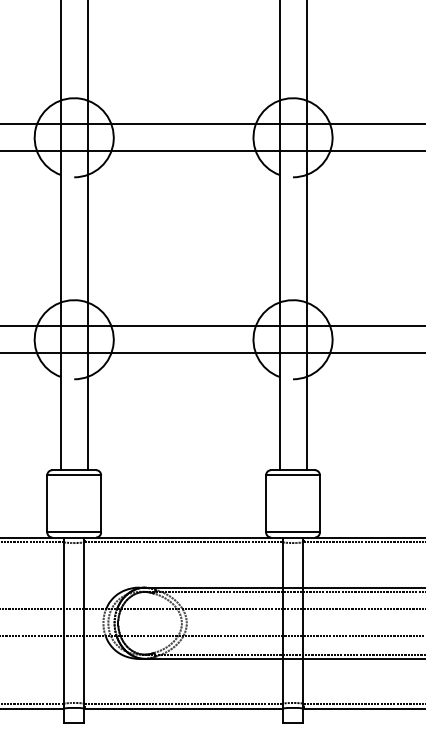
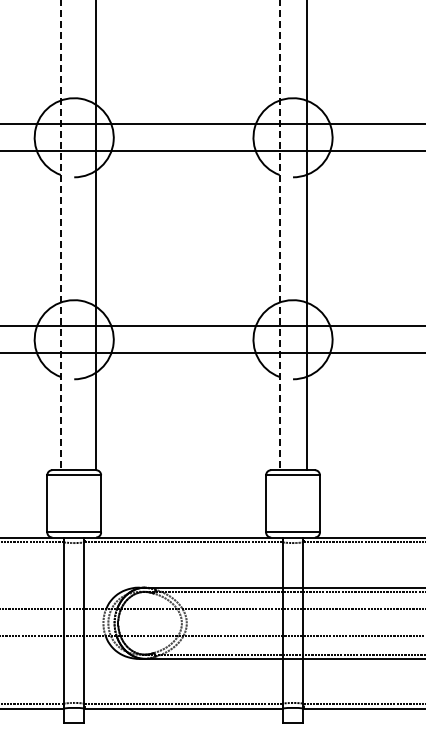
line: solid -> dashed (60, 235)
line: solid -> dashed (279, 235)
line position: (87, 236) -> (95, 236) (95, 236)
